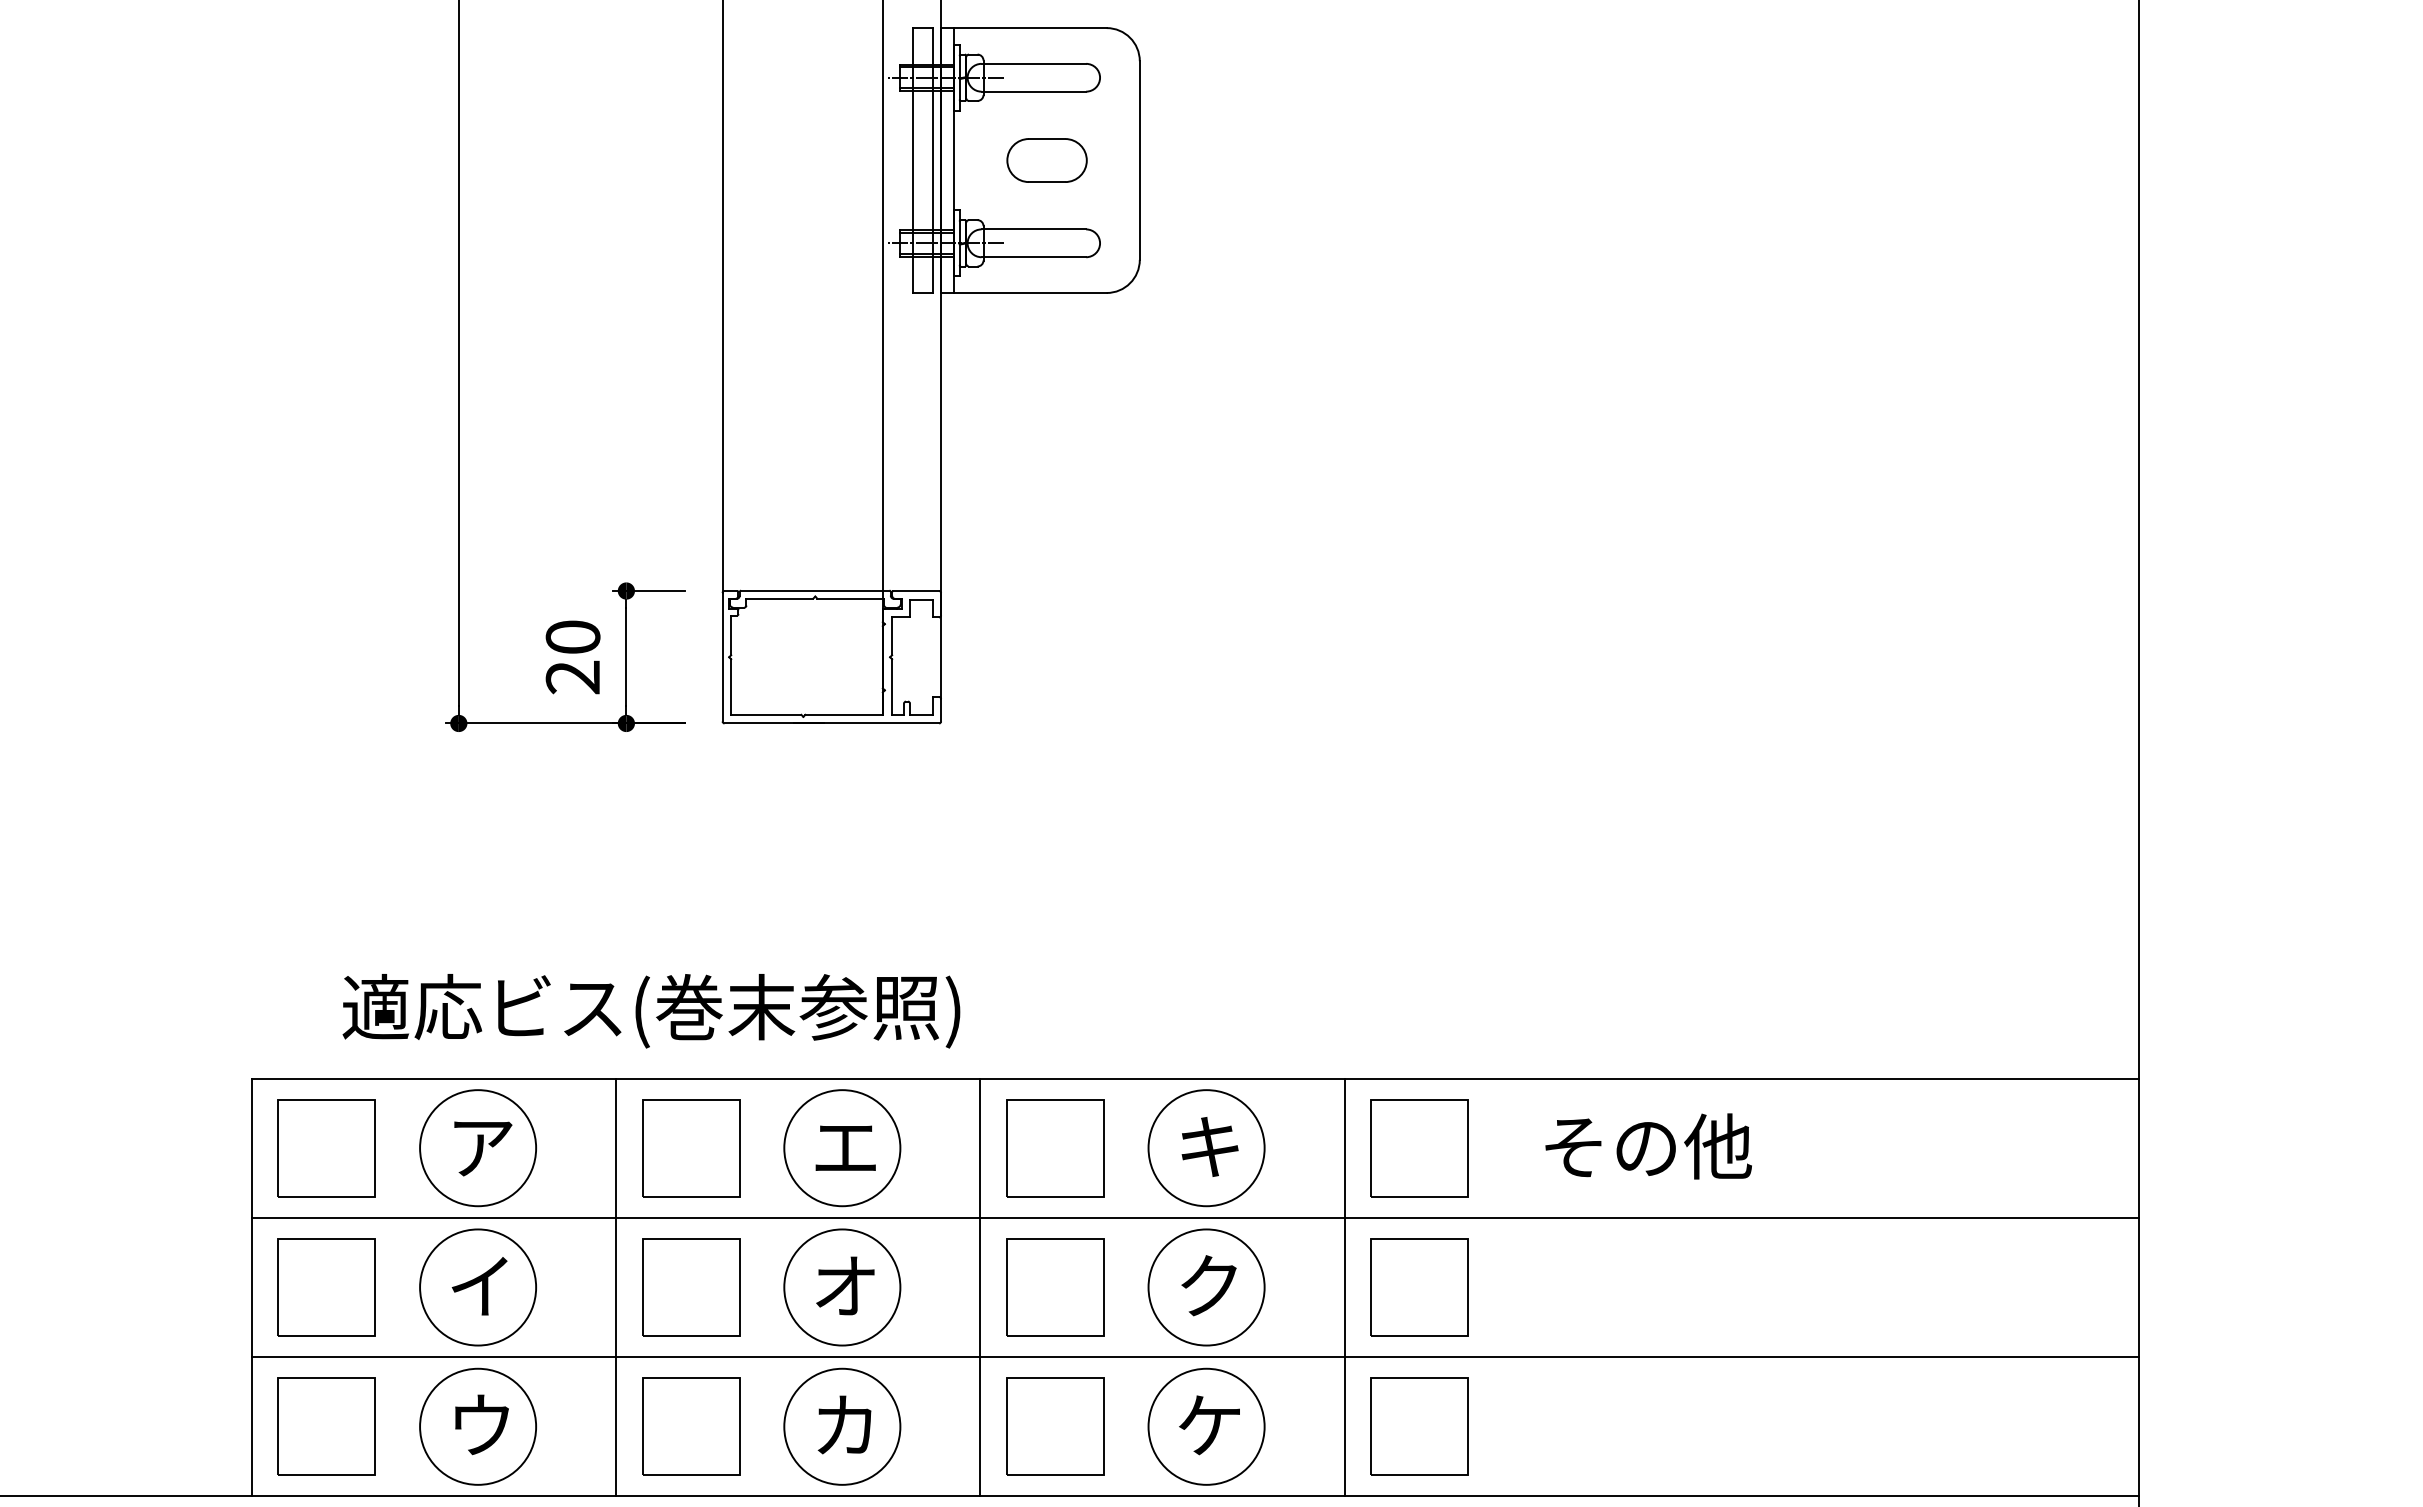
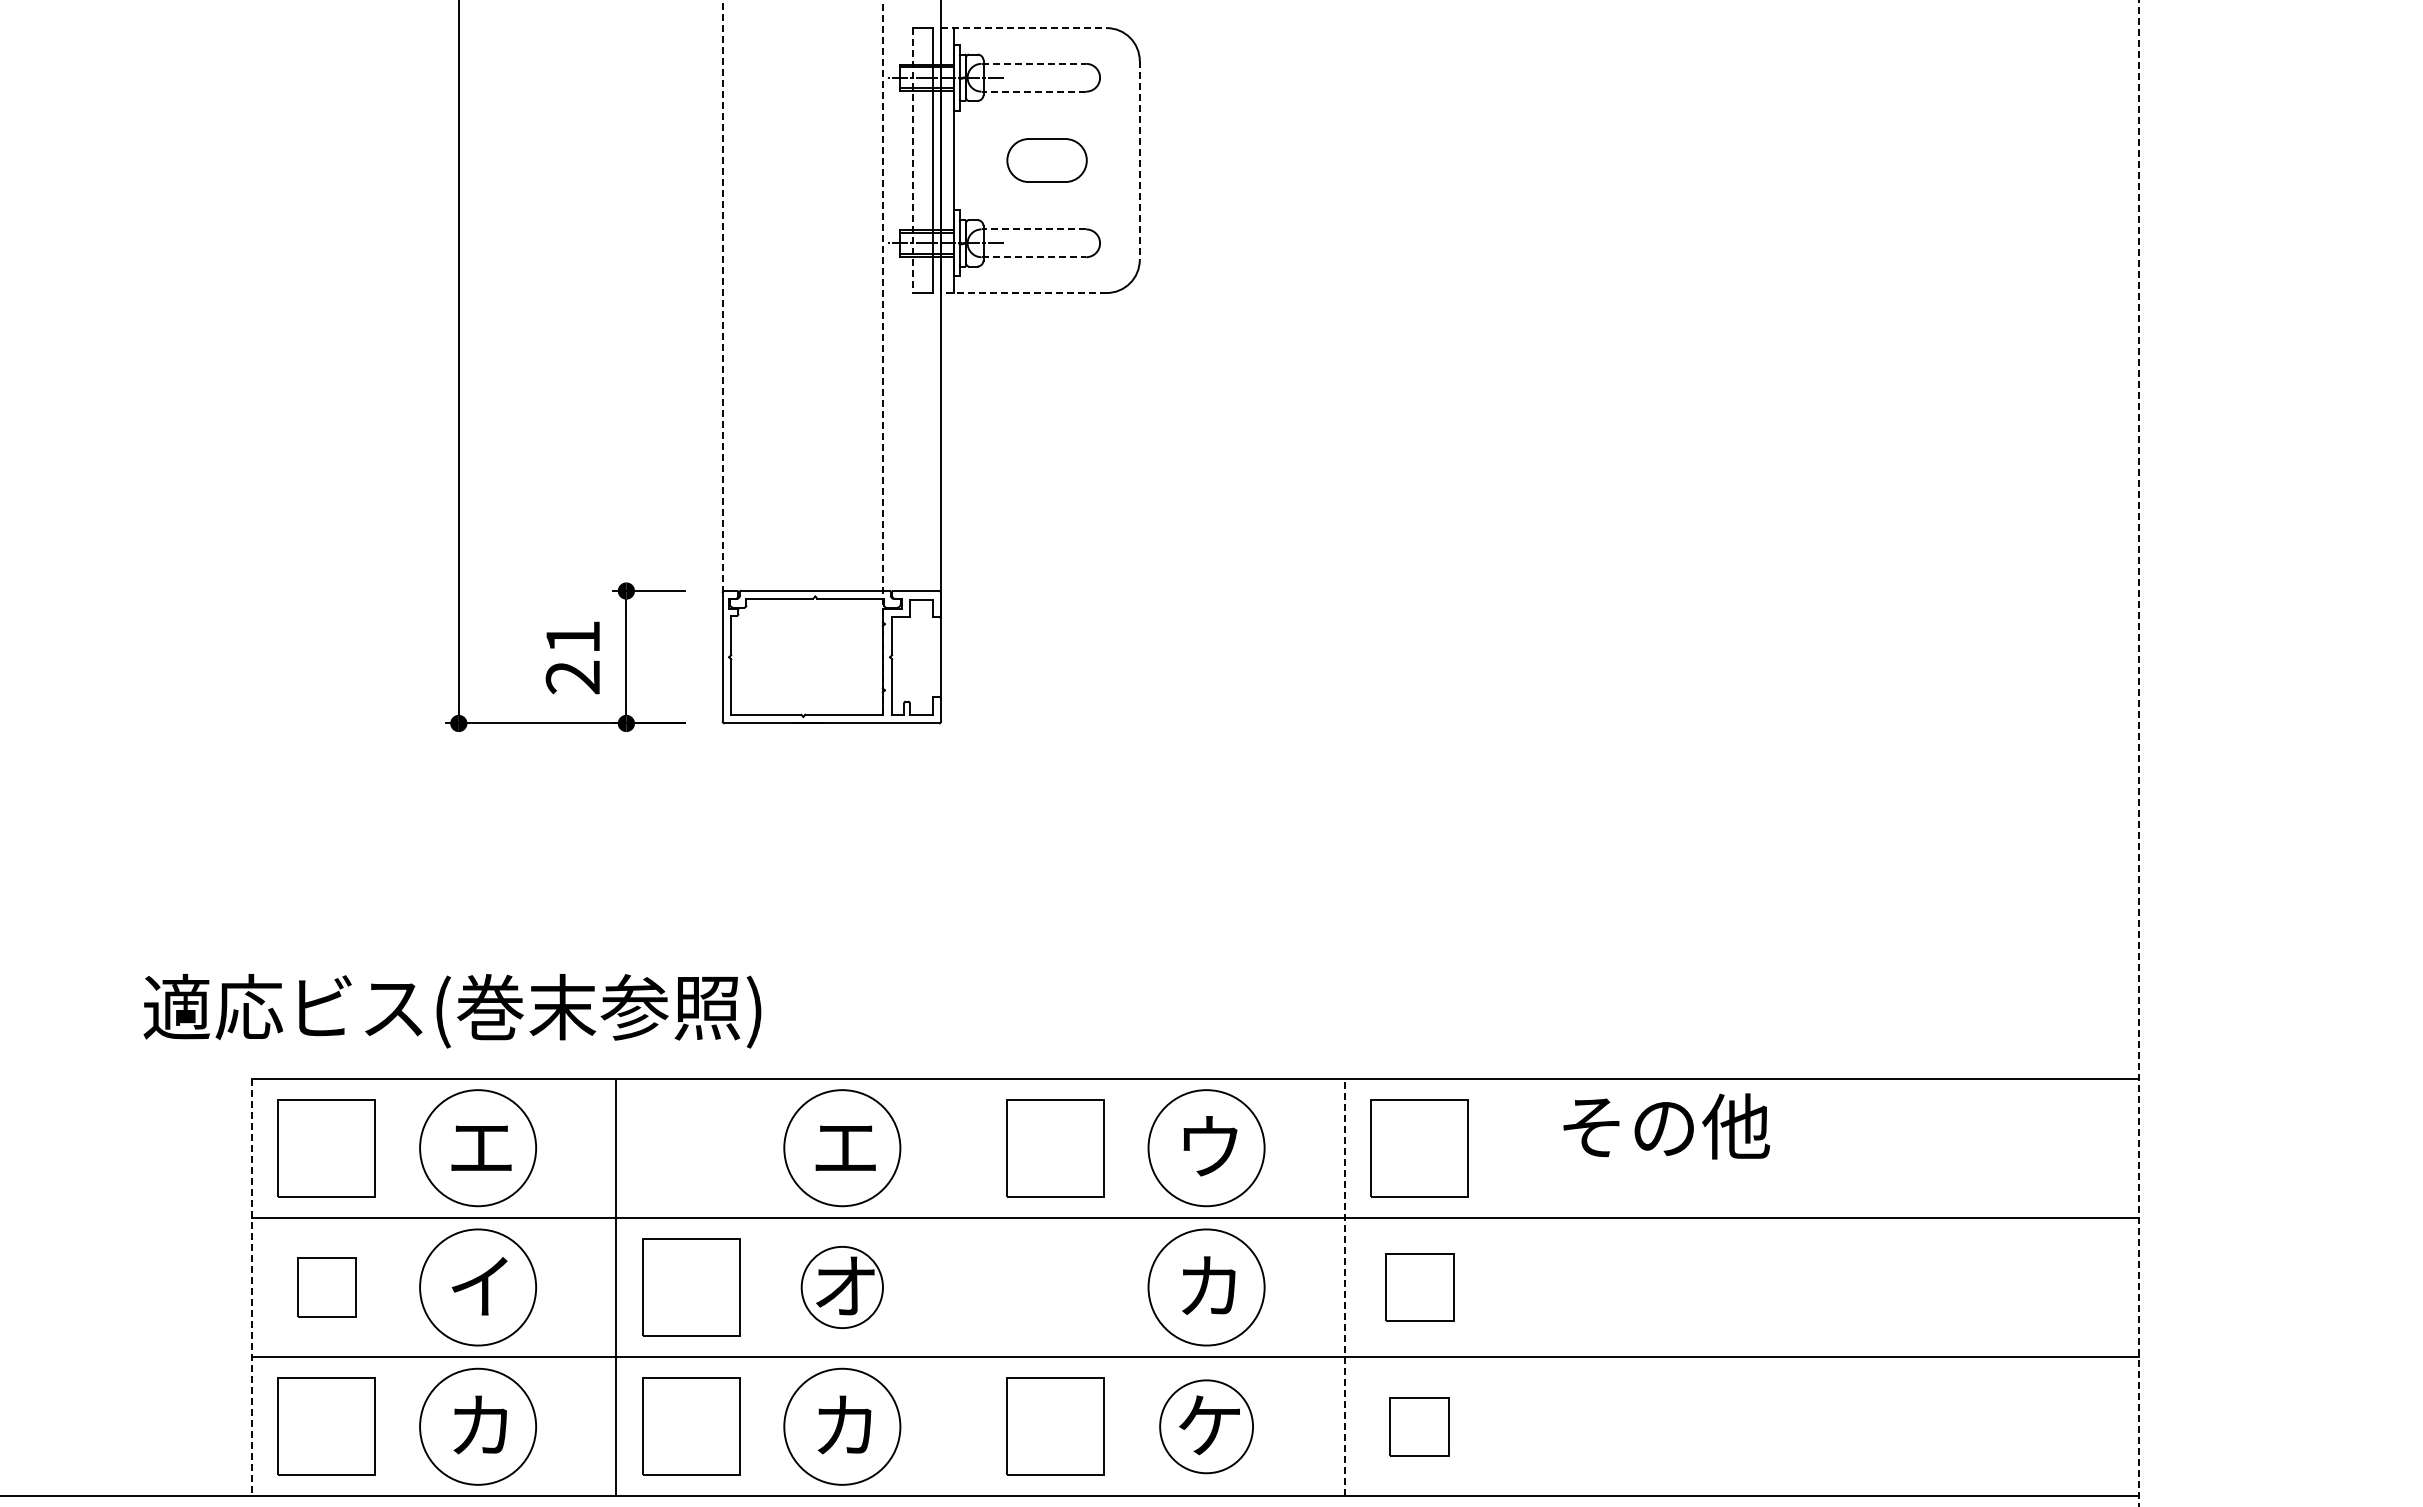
line: solid -> dashed (1023, 28)
line: solid -> dashed (1034, 63)
line: solid -> dashed (1033, 91)
line: solid -> dashed (912, 161)
line: solid -> dashed (1139, 161)
line: solid -> dashed (1033, 229)
line: solid -> dashed (1034, 257)
line: solid -> dashed (1023, 293)
line: solid -> dashed (722, 296)
line: solid -> dashed (882, 357)
text: 20 -> 21 (572, 636)
line: solid -> dashed (2139, 753)
text position: (651, 1011) -> (452, 1011) (452, 1011)
text: キ -> ウ (1209, 1146)
text position: (1648, 1146) -> (1666, 1126) (1666, 1126)
text: ア -> エ (481, 1148)
part: present -> none (691, 1148)
text: ク -> カ (1208, 1285)
line: solid -> dashed (251, 1287)
part size: 99x99 px -> 60x61 px (326, 1287)
circle diameter: 116 px -> 81 px (841, 1287)
line: present -> none (980, 1287)
part: present -> none (1055, 1287)
line: solid -> dashed (1344, 1287)
part size: 99x99 px -> 70x69 px (1419, 1287)
text: ウ -> カ (480, 1424)
circle diameter: 116 px -> 93 px (1206, 1426)
part size: 99x99 px -> 61x60 px (1419, 1426)
